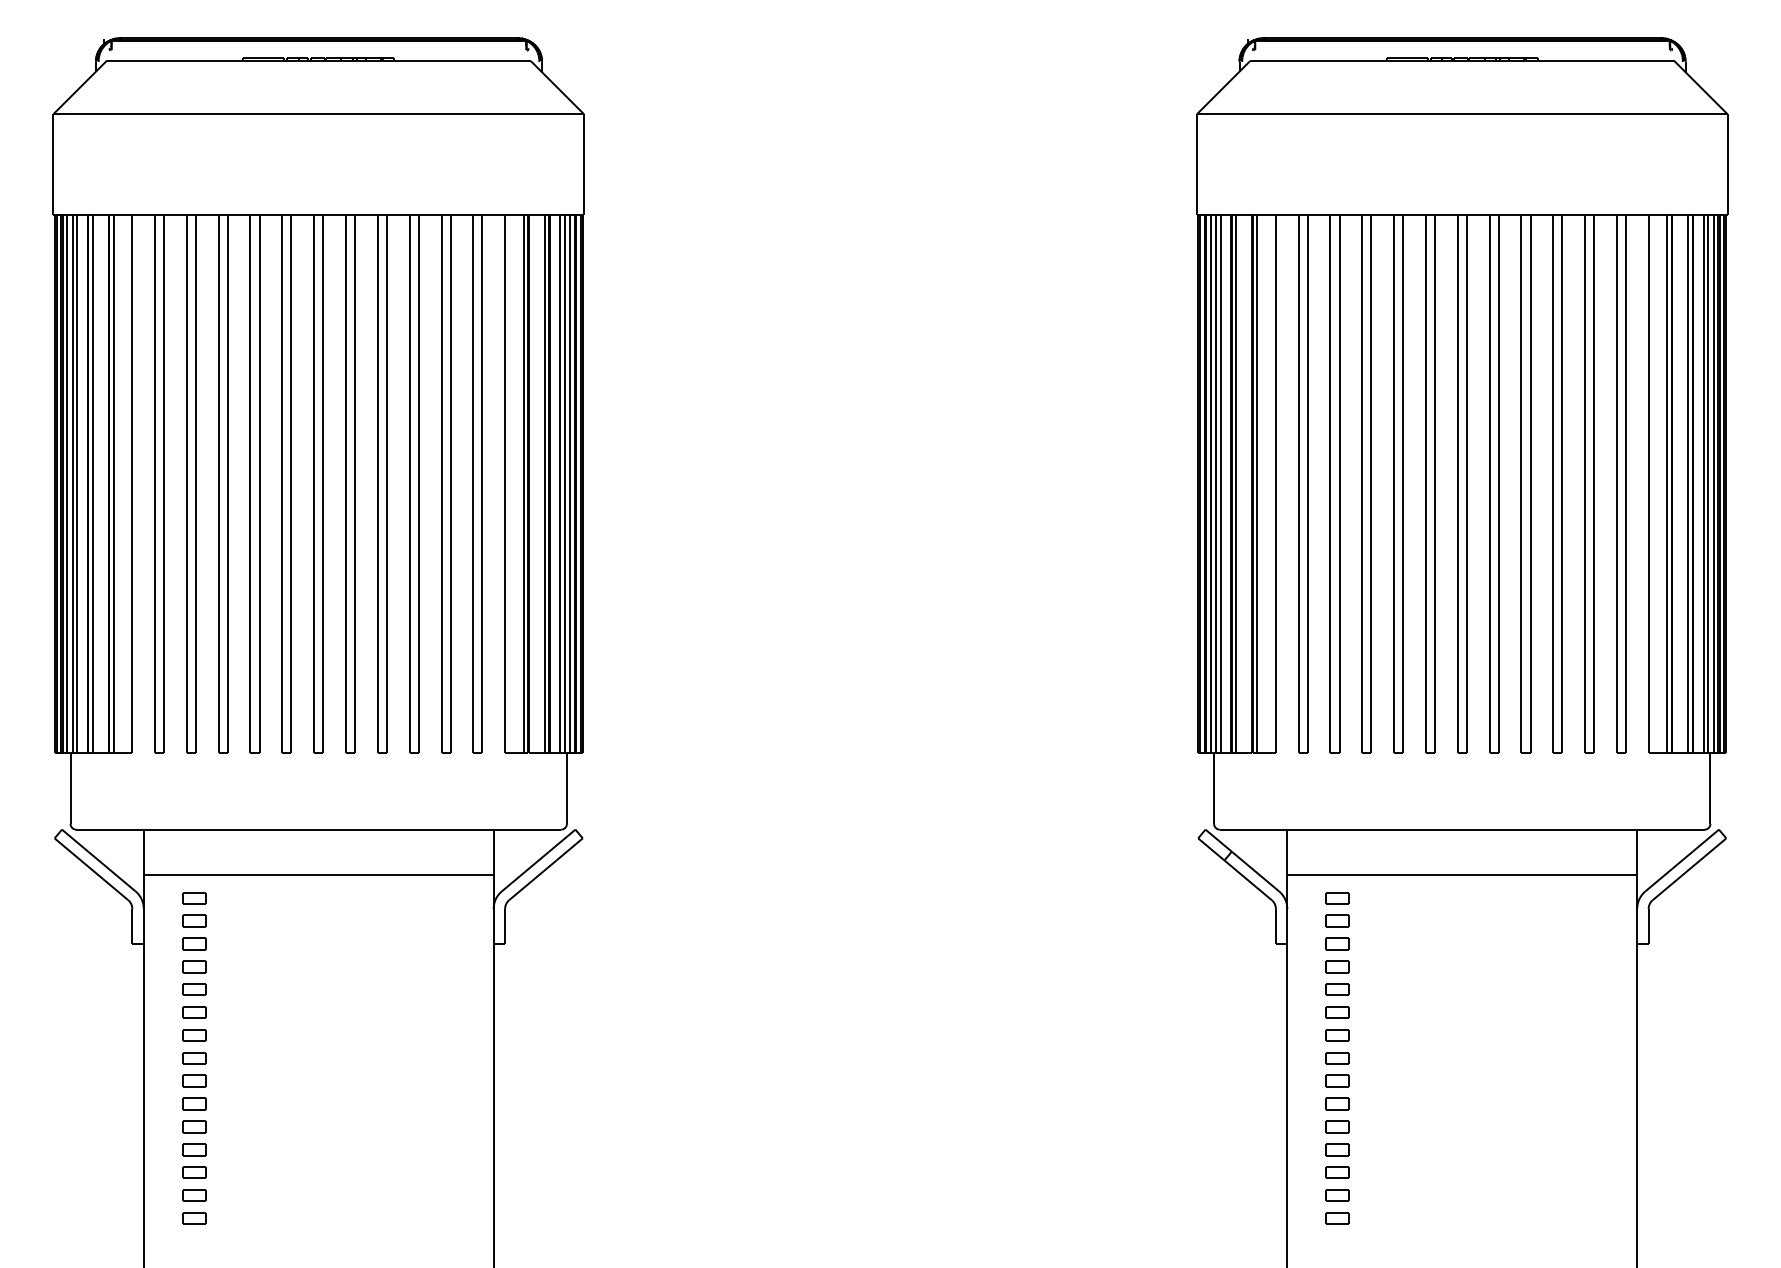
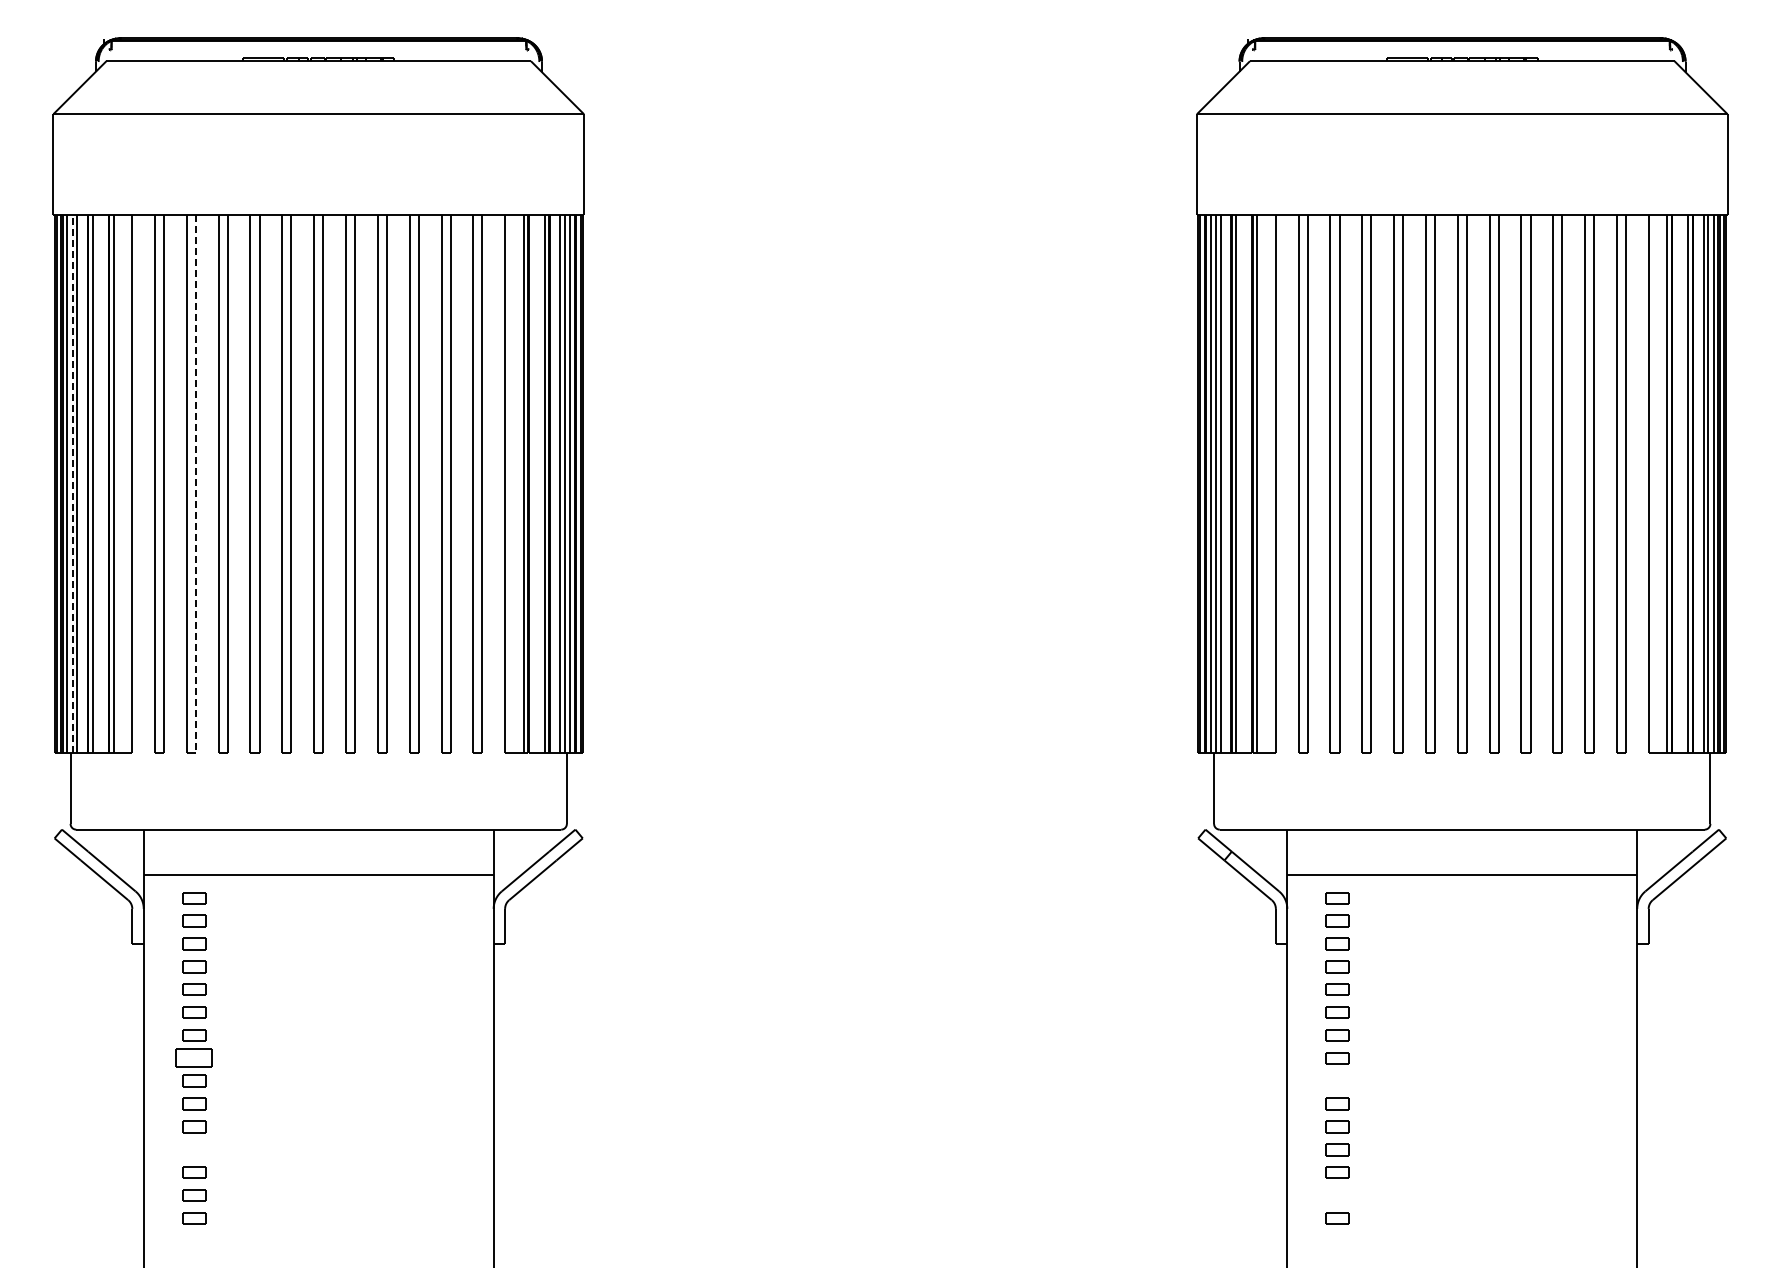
line: solid -> dashed (72, 483)
line: solid -> dashed (195, 483)
part size: 25x13 px -> 38x20 px (193, 1057)
part: present -> none (1337, 1080)
part: present -> none (194, 1149)
part: present -> none (1337, 1195)
